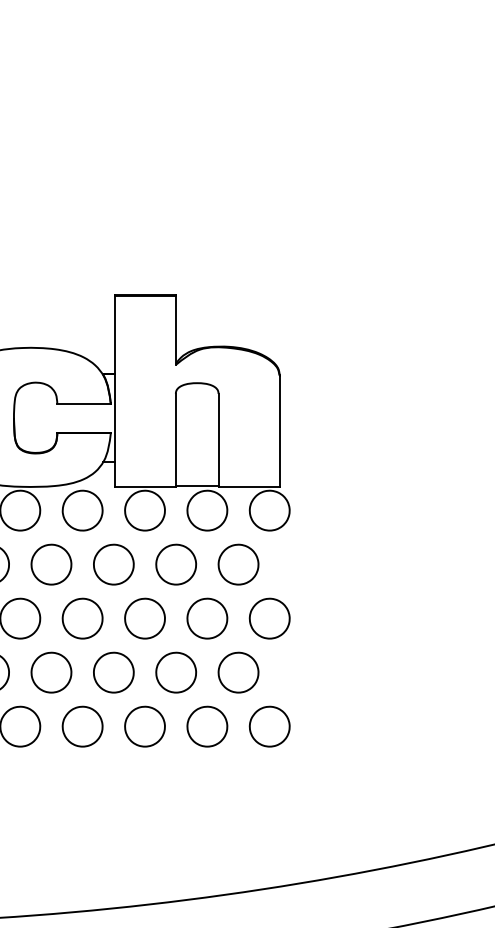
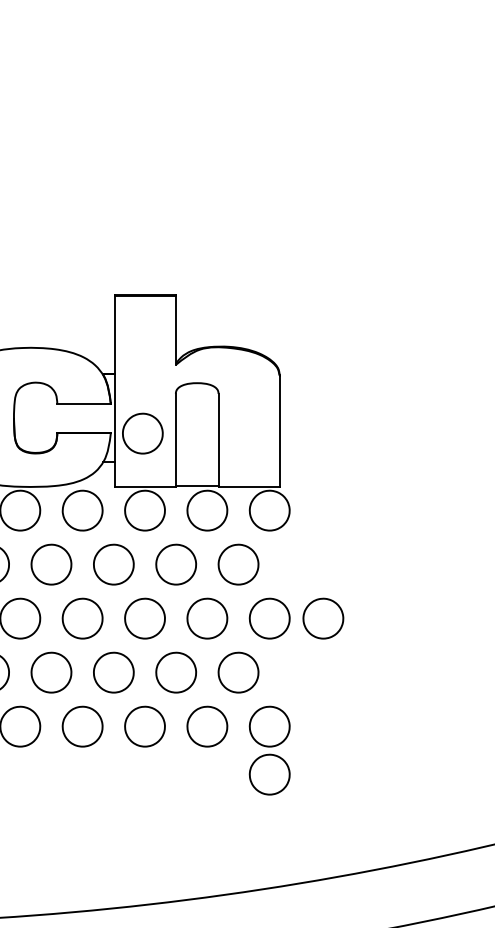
part: none -> present (142, 433)
part: none -> present (323, 618)
part: none -> present (269, 774)
